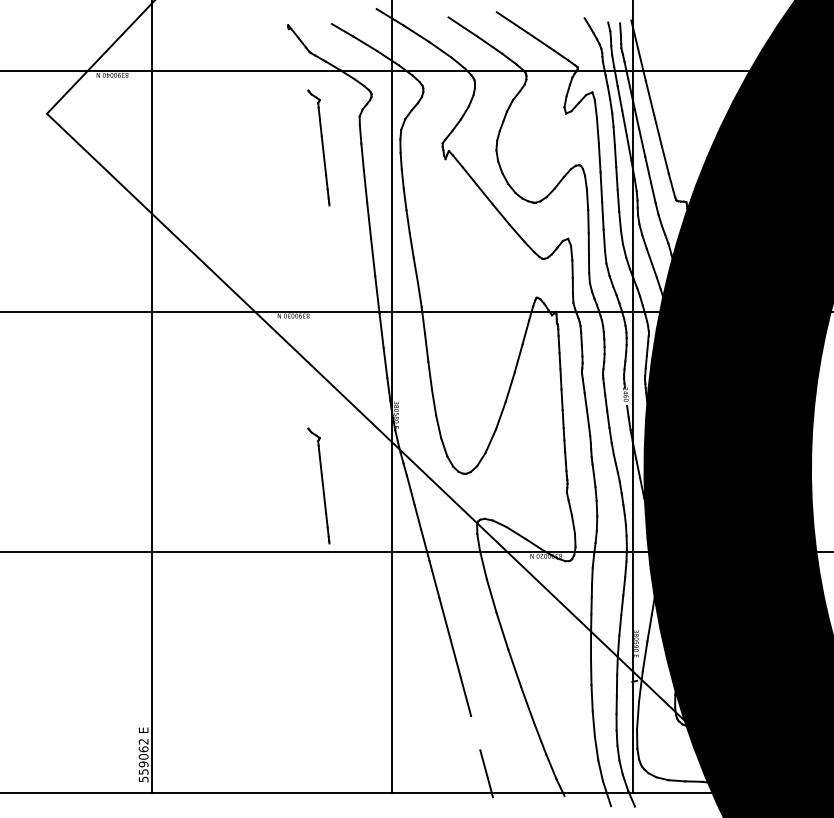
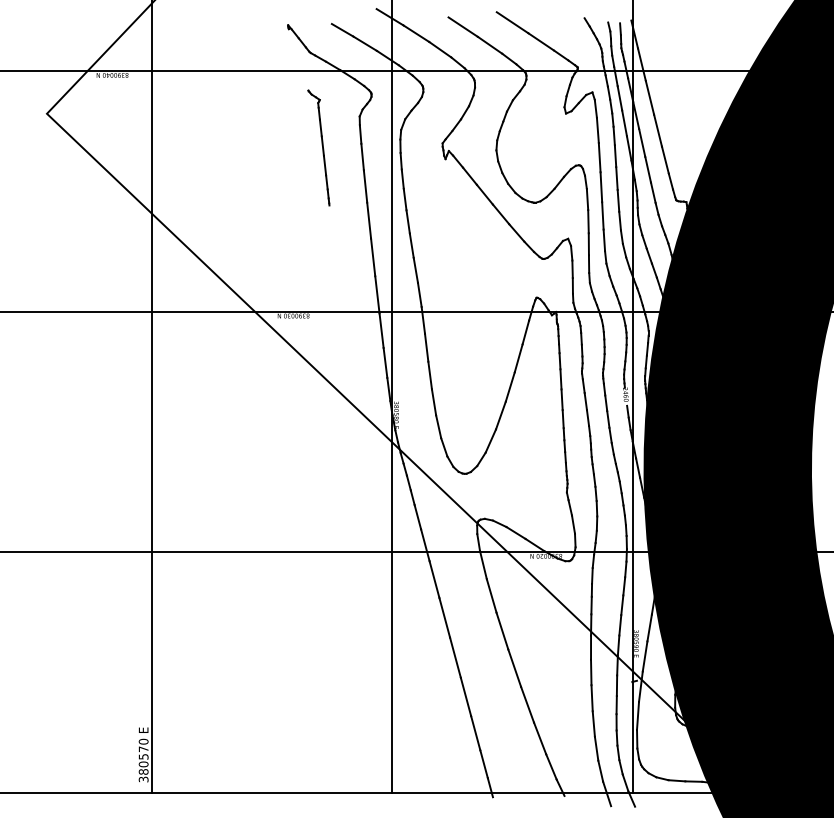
part: present -> none (318, 485)
line: none -> present (475, 733)
text: 559062 -> 380570 (143, 760)
